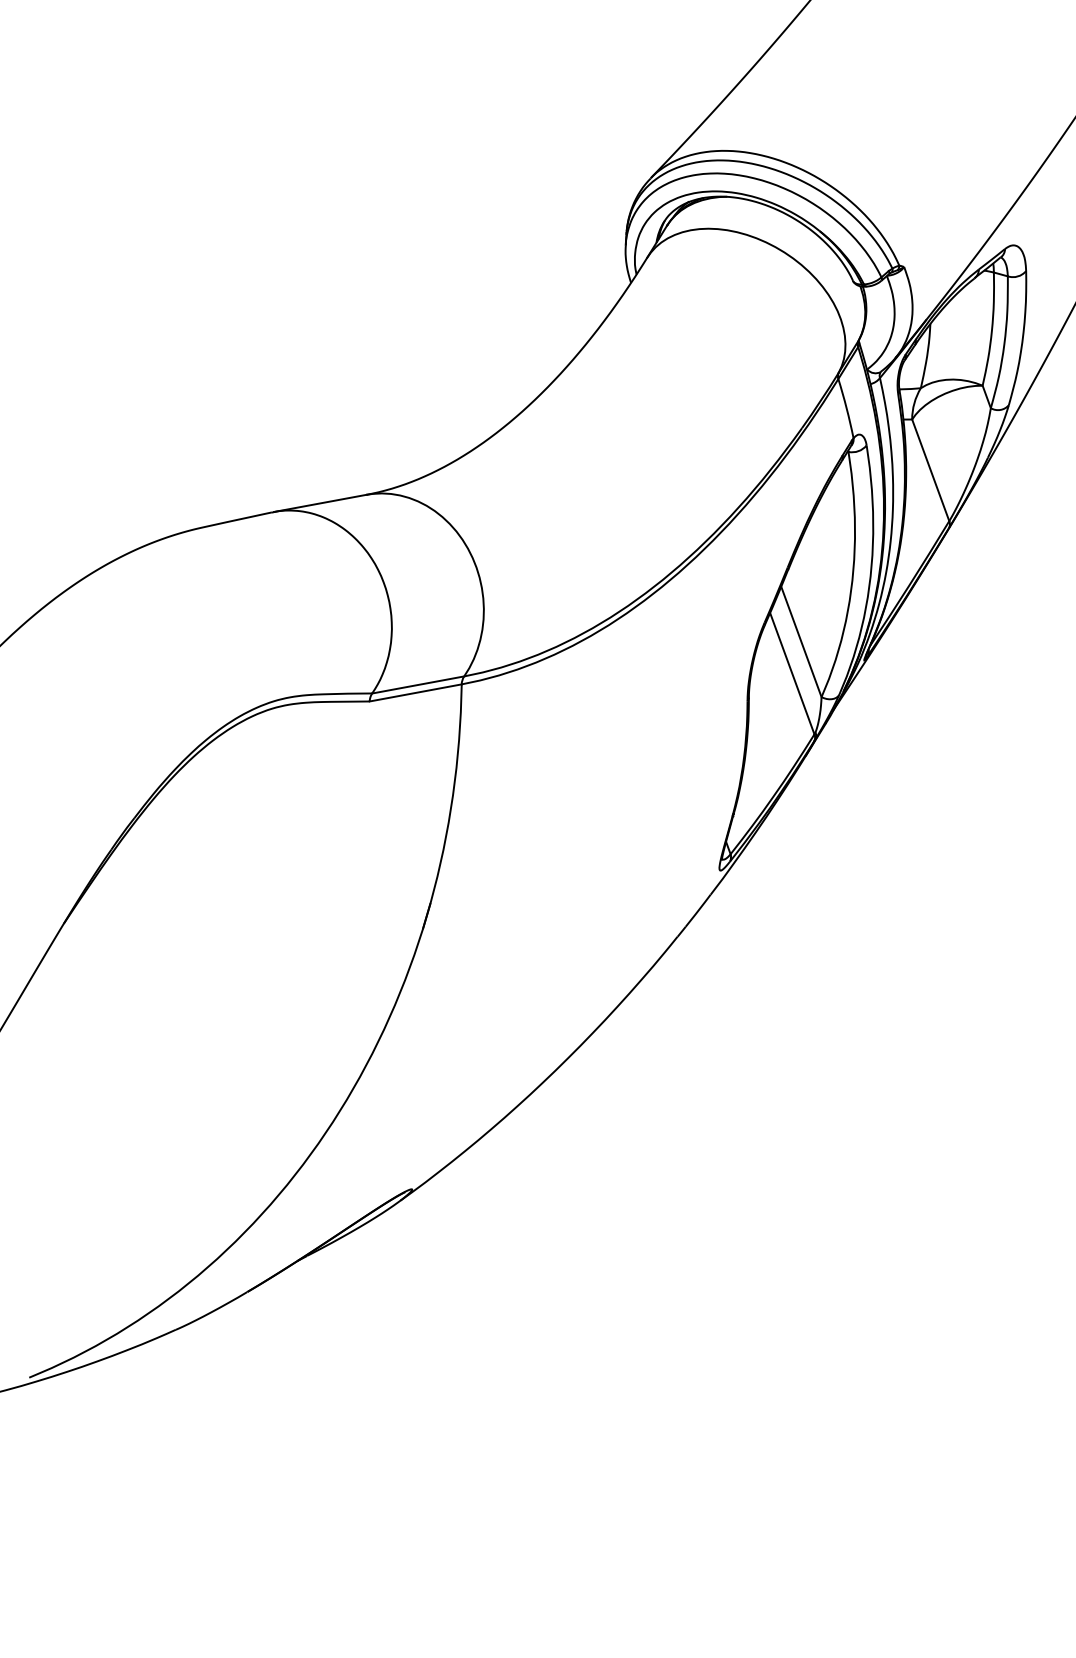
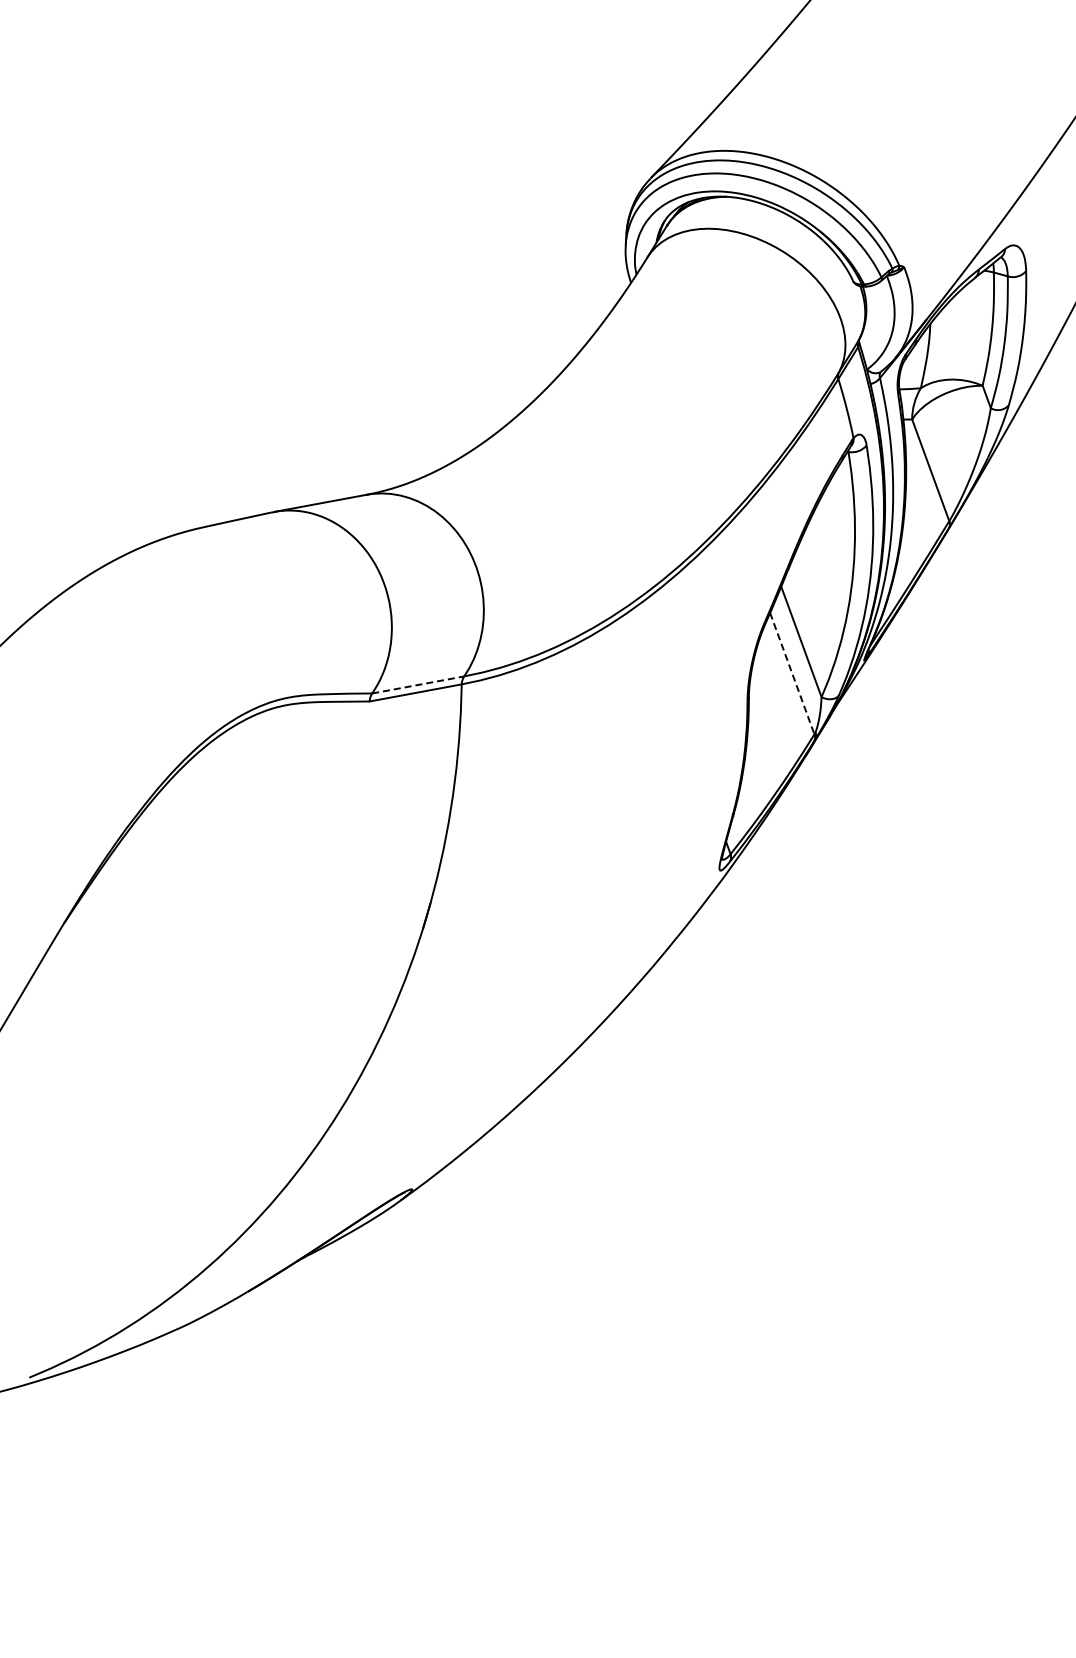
line: solid -> dashed (792, 673)
line: solid -> dashed (418, 684)
